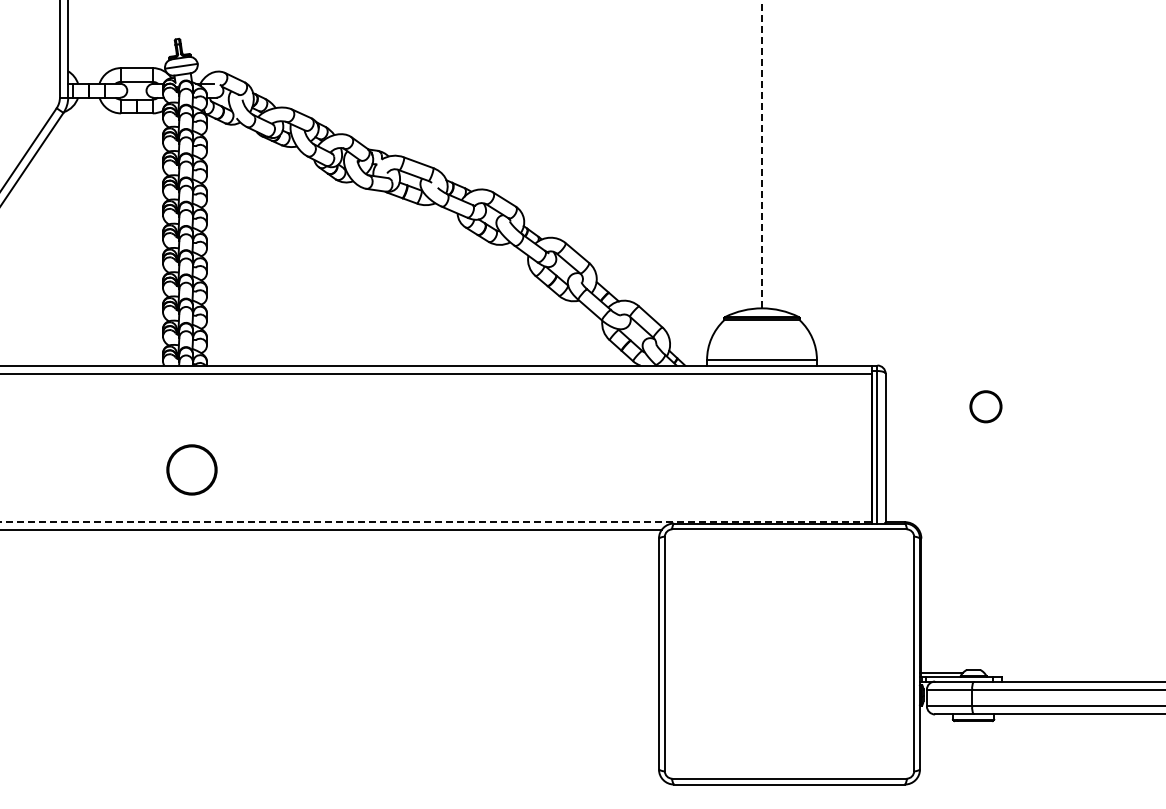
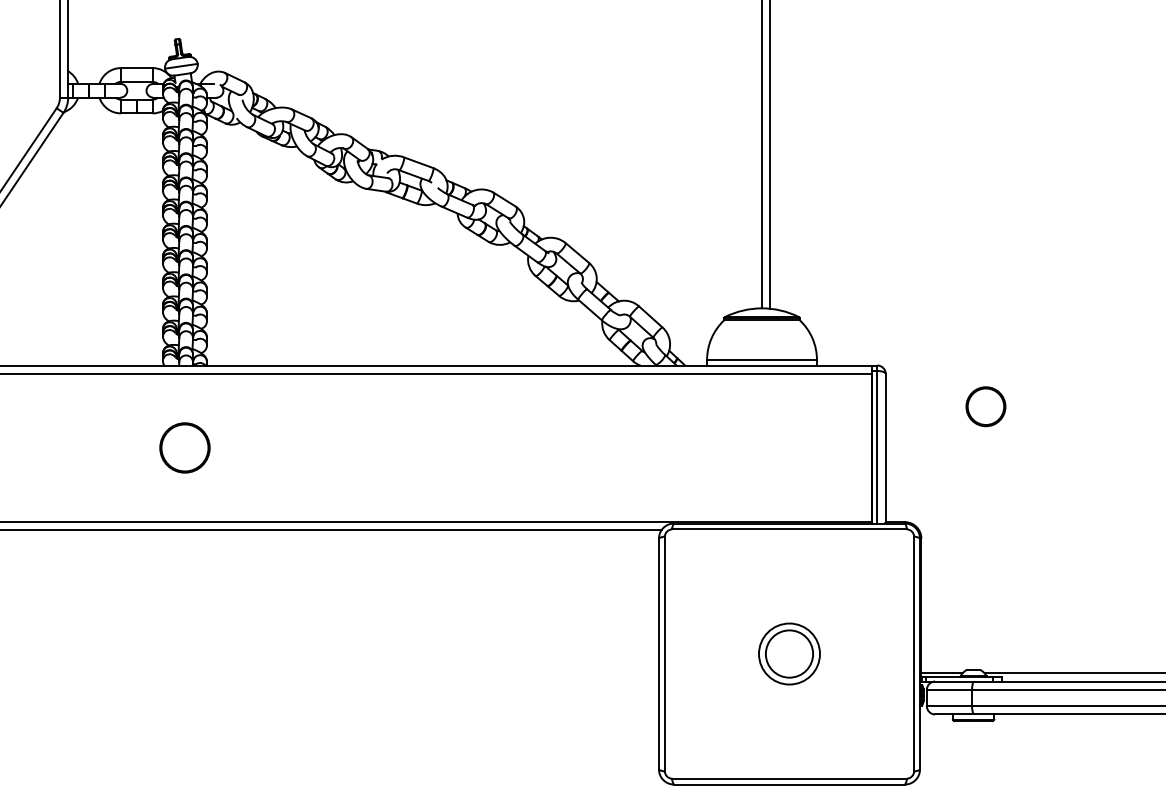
line: dashed -> solid (762, 154)
line: none -> present (770, 155)
circle size: 34x34 px -> 42x42 px (985, 406)
circle position: (191, 469) -> (184, 447) (184, 447)
line: dashed -> solid (435, 522)
part: none -> present (789, 653)
line: none -> present (1073, 673)
